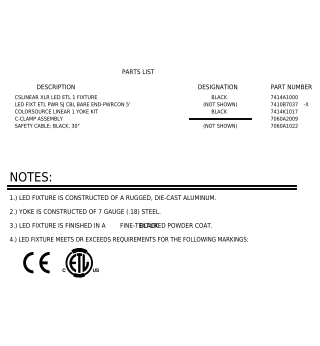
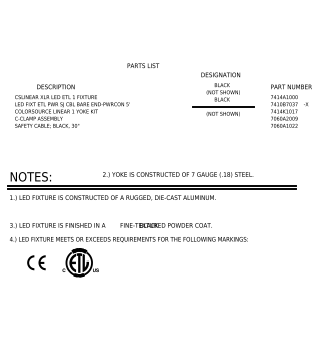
text position: (138, 71) -> (143, 65) (143, 65)
part position: (220, 106) -> (223, 94) (223, 94)
text position: (85, 211) -> (178, 174) (178, 174)
part size: 27x22 px -> 19x16 px (36, 262)
